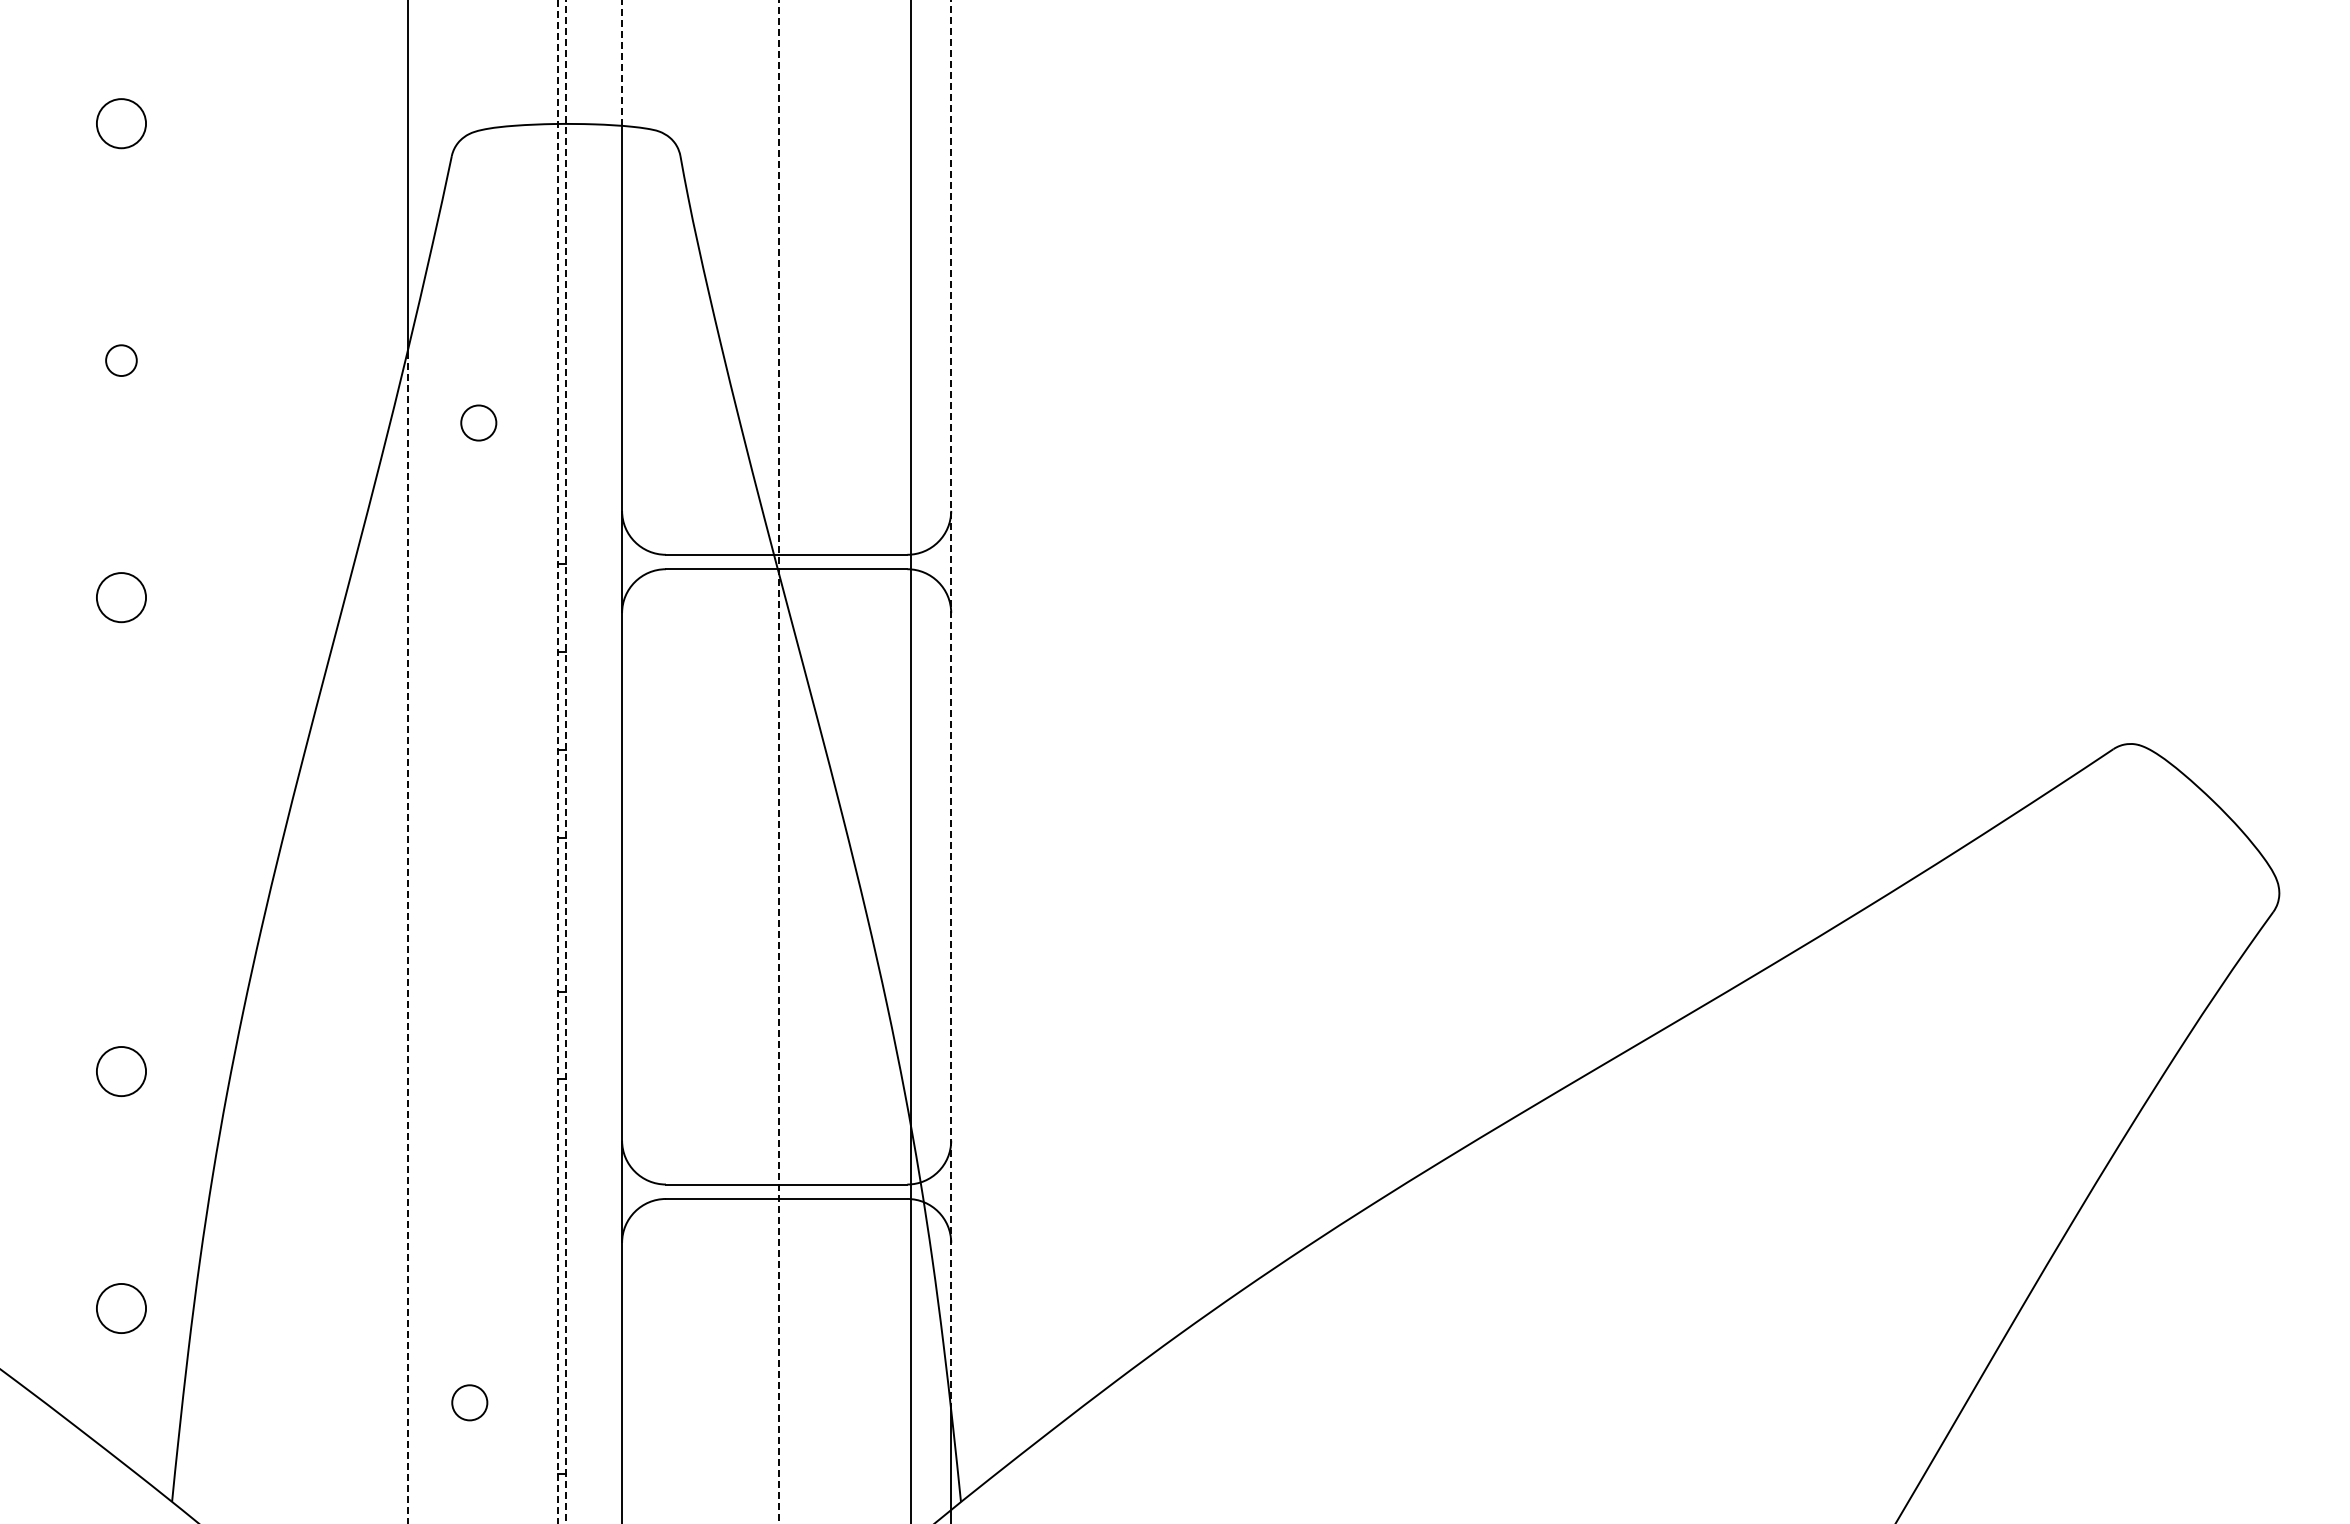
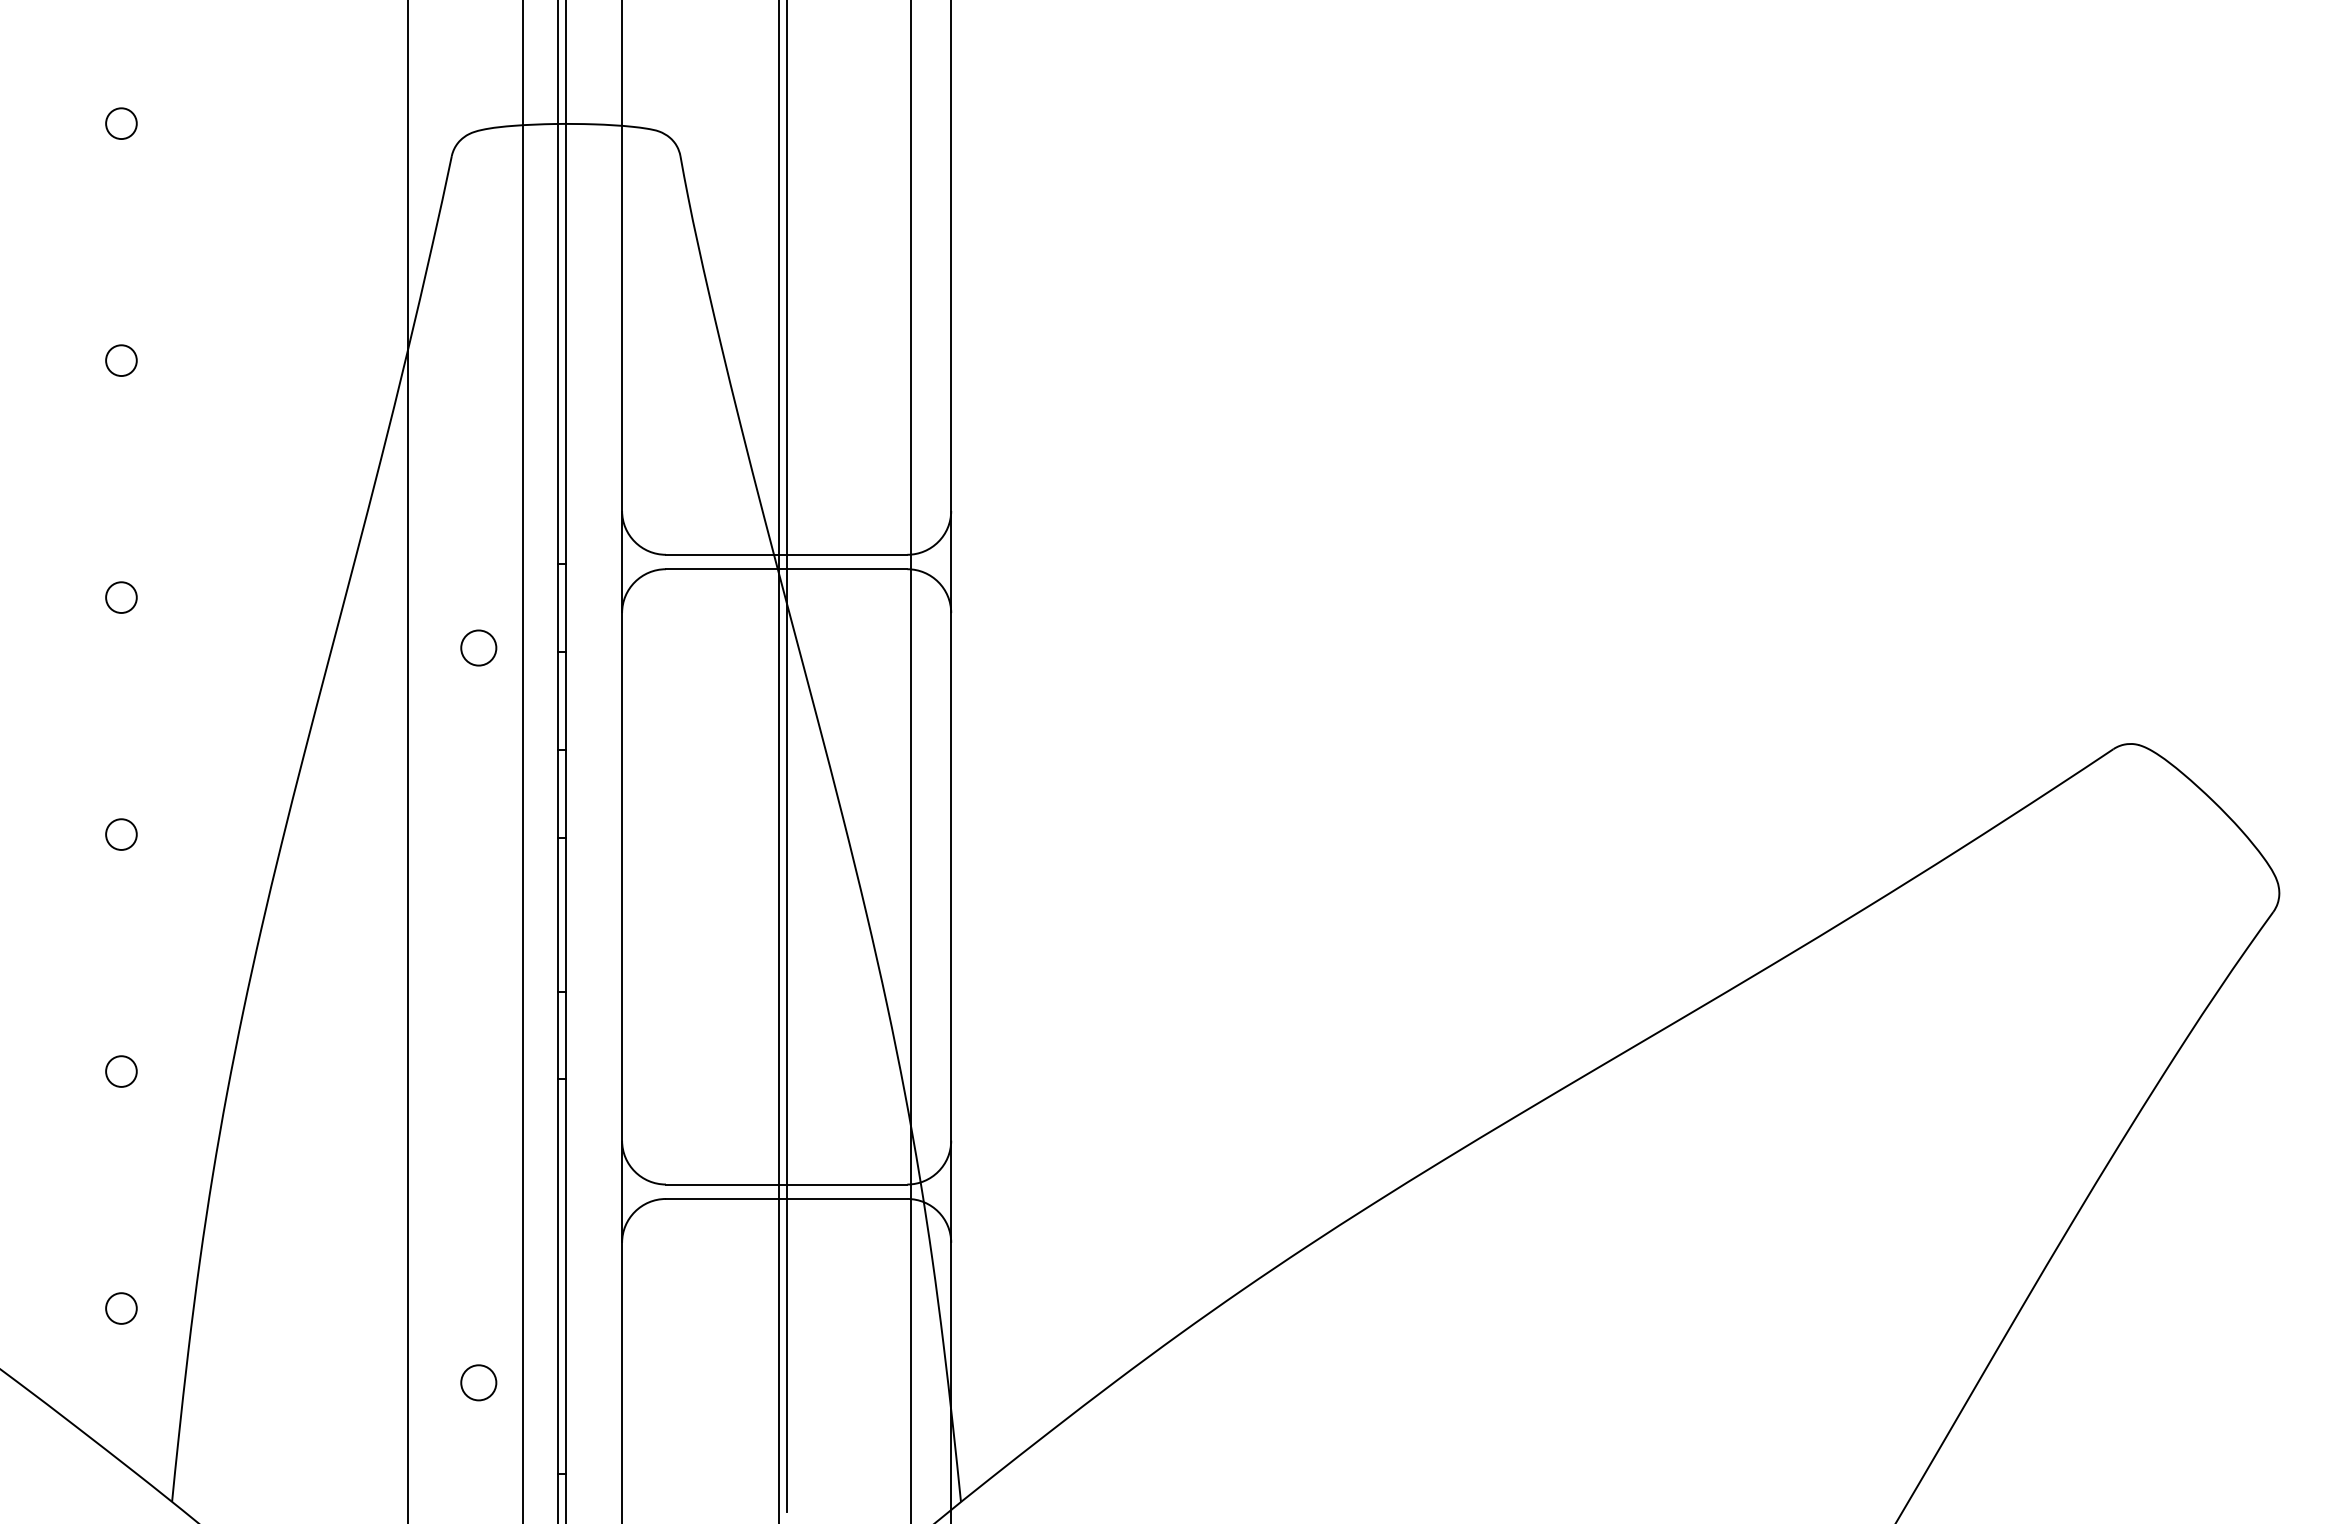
line: dashed -> solid (622, 62)
circle diameter: 49 px -> 31 px (121, 123)
circle position: (478, 422) -> (478, 647) (478, 647)
circle diameter: 49 px -> 31 px (121, 597)
line: dashed -> solid (951, 705)
line: none -> present (786, 756)
line: none -> present (522, 761)
line: dashed -> solid (557, 761)
line: dashed -> solid (566, 762)
line: dashed -> solid (779, 762)
circle: none -> present (121, 834)
line: dashed -> solid (407, 936)
circle diameter: 49 px -> 31 px (121, 1071)
circle diameter: 49 px -> 31 px (121, 1308)
circle position: (469, 1402) -> (478, 1382) (478, 1382)
